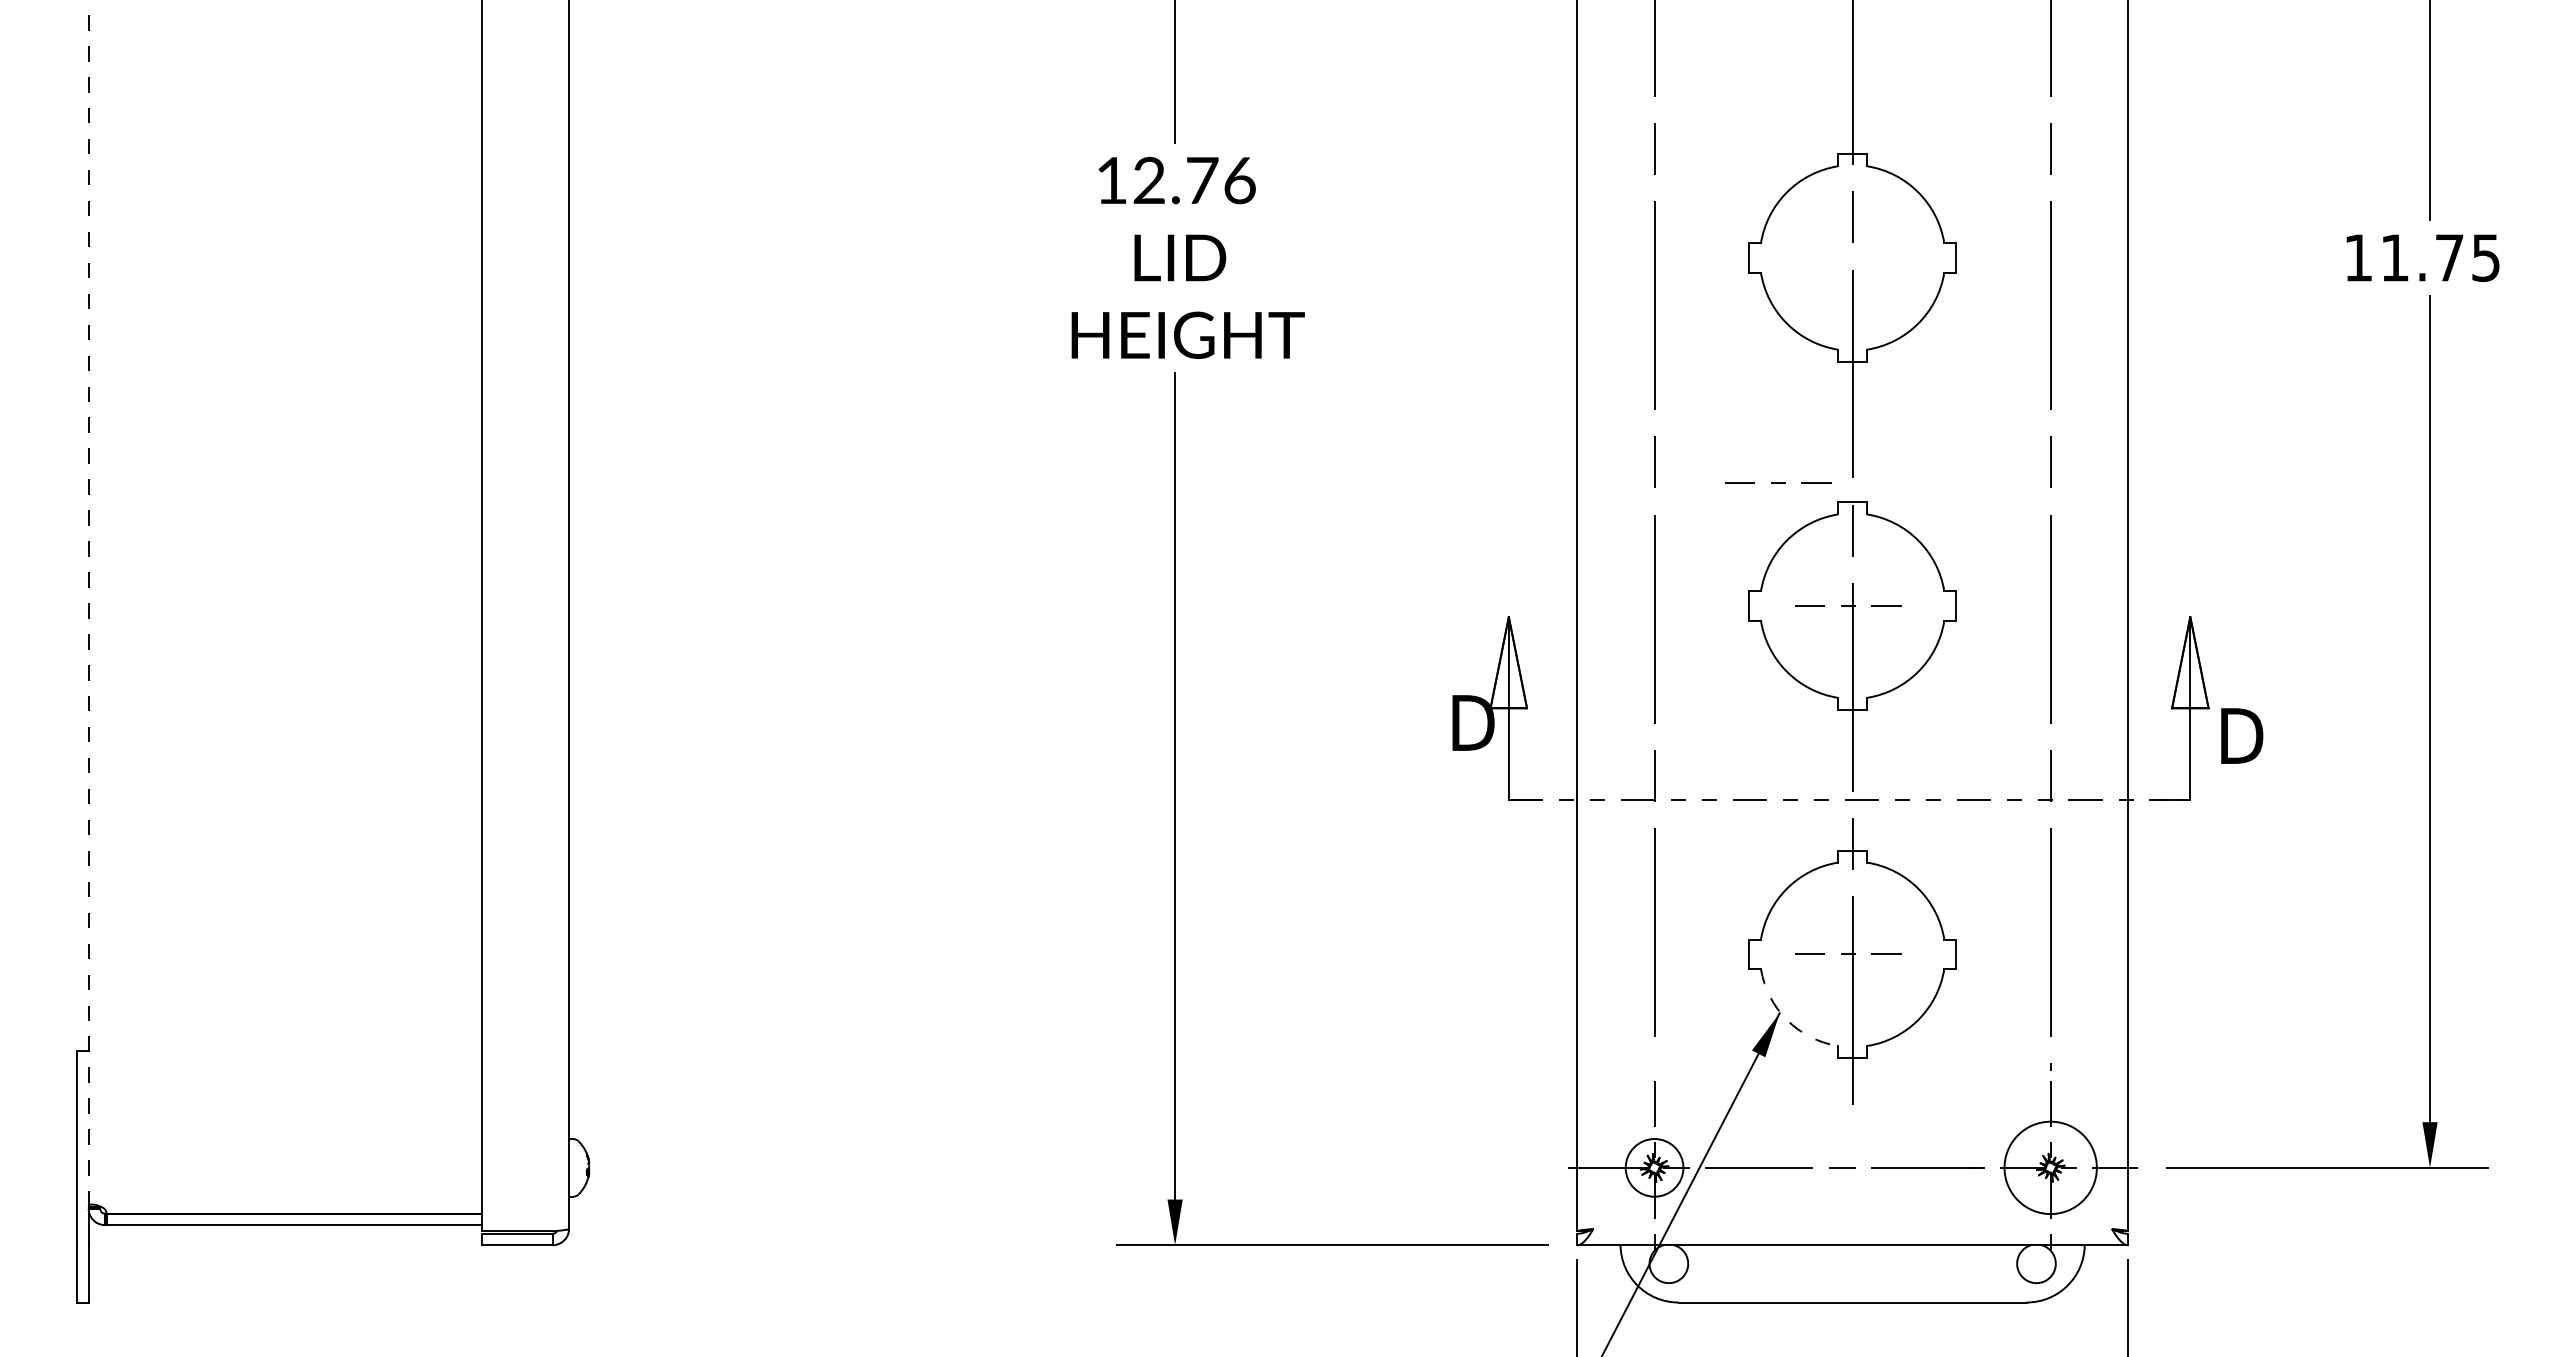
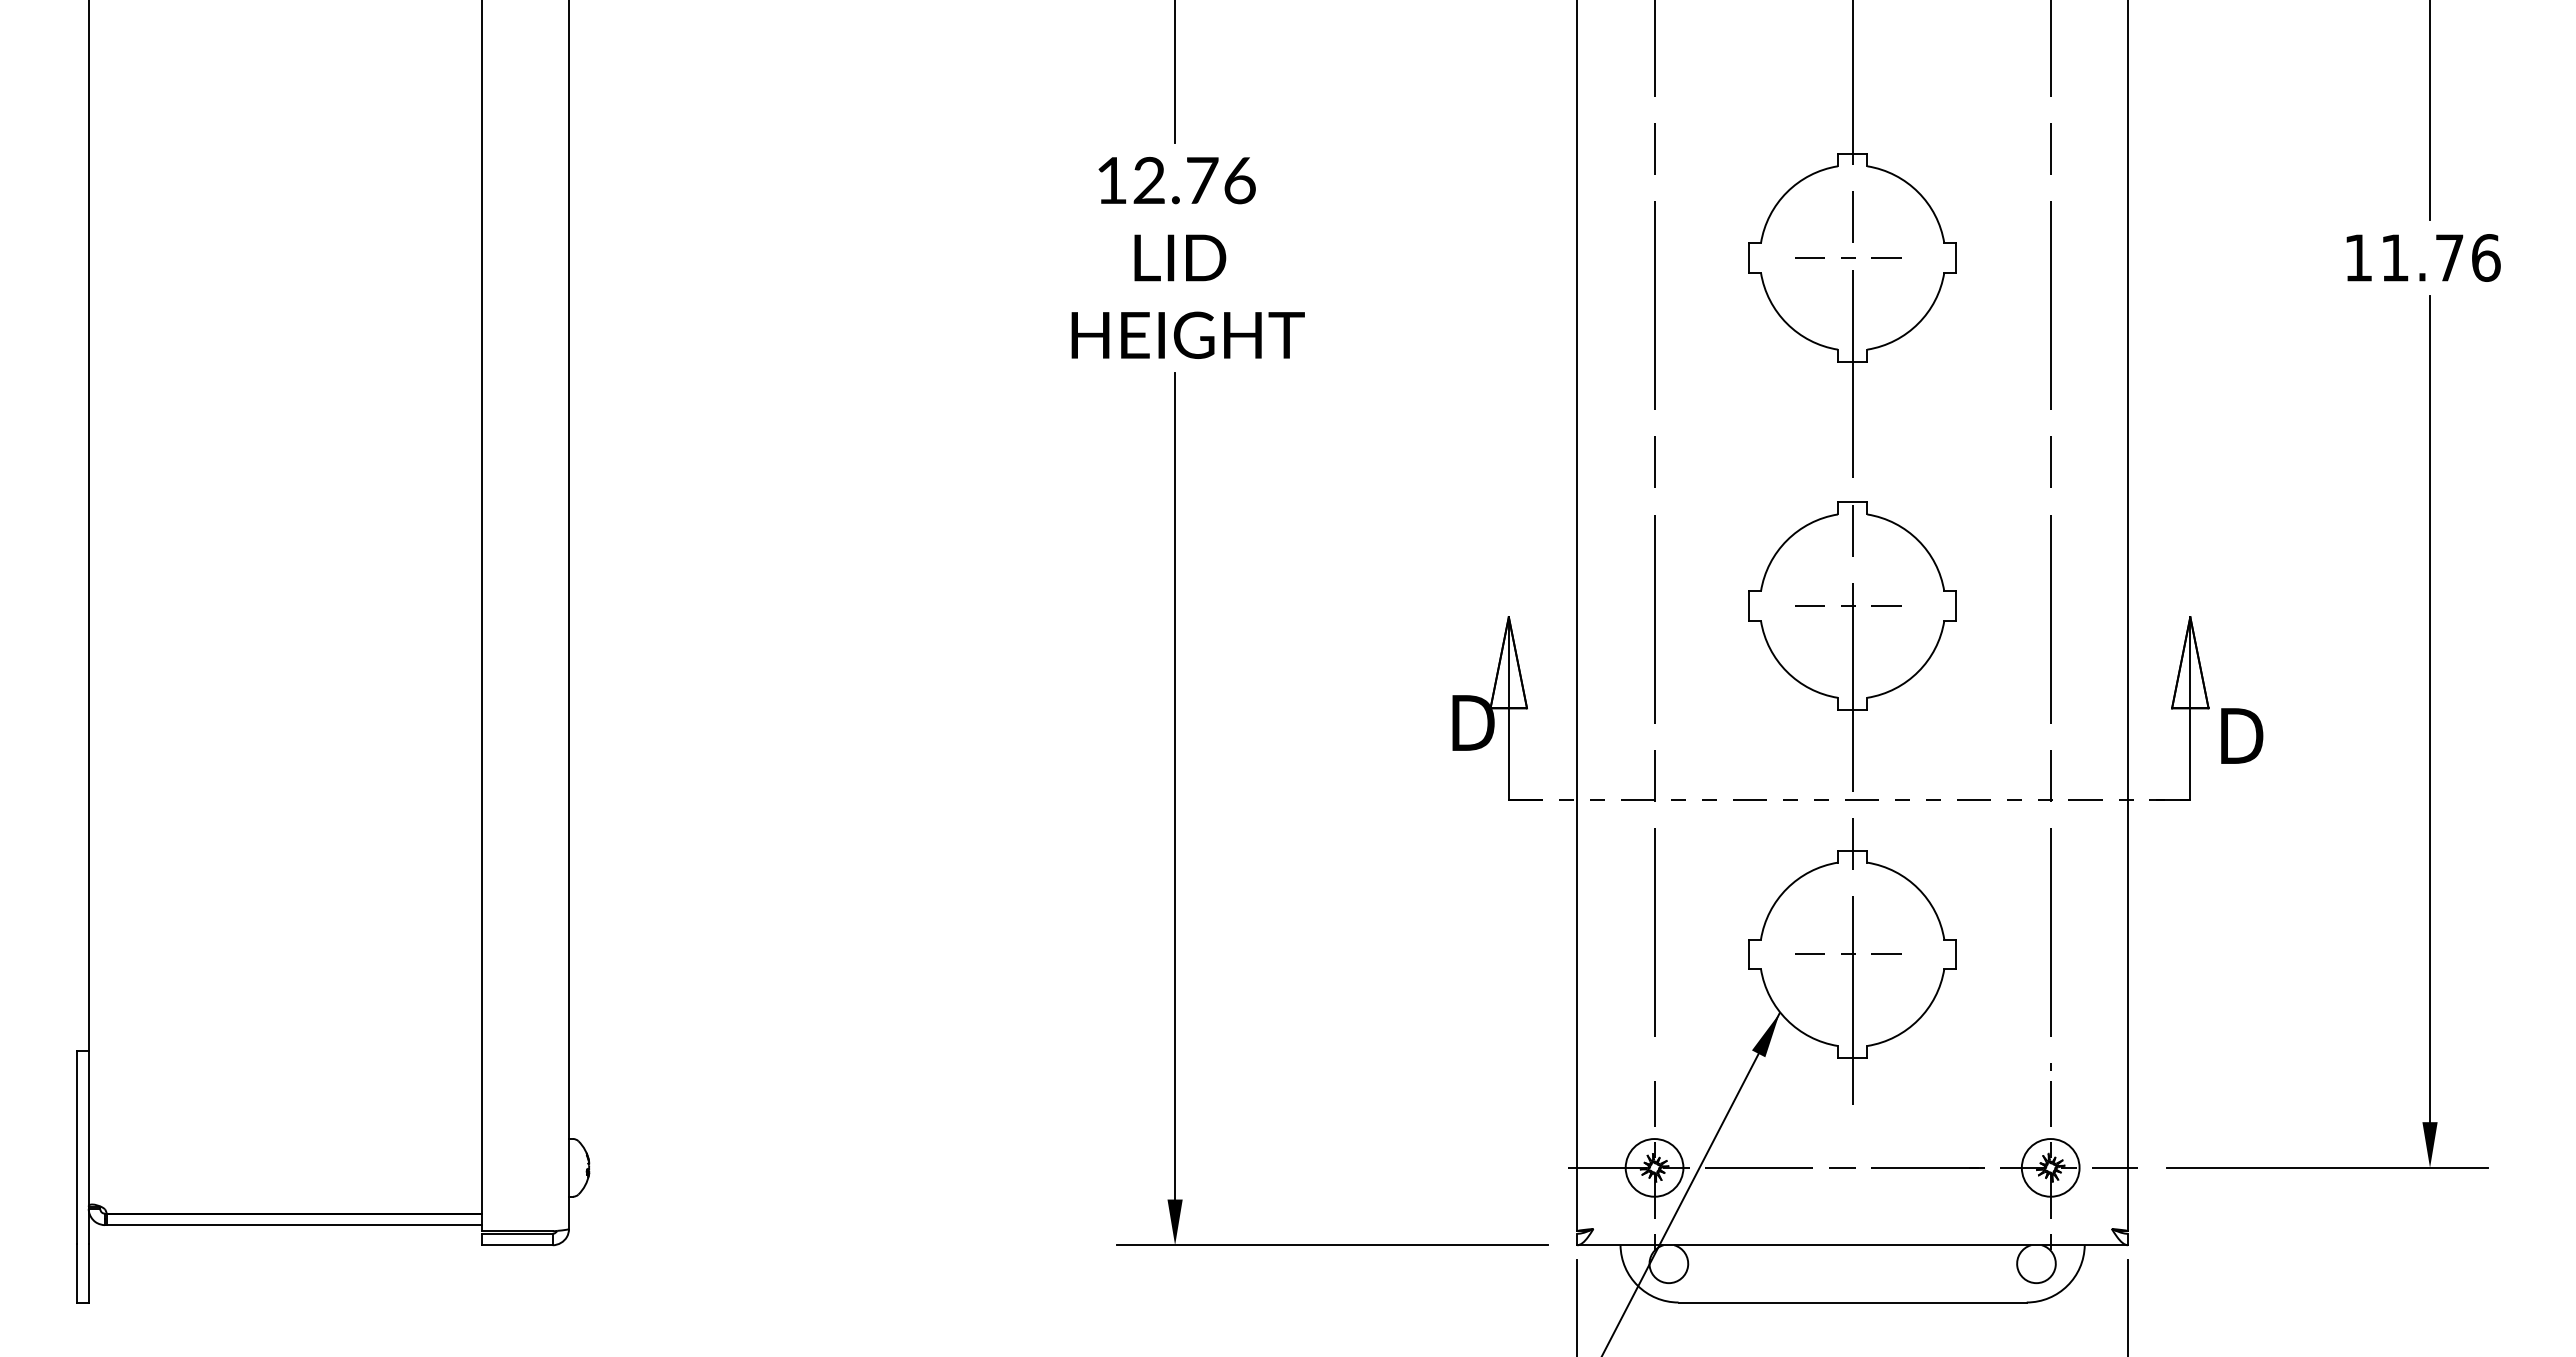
text: 11.75 -> 11.76 (2486, 257)
line position: (1778, 482) -> (1848, 257) (1848, 257)
line: dashed -> solid (88, 602)
arc: dashed -> solid (1786, 1019)
circle diameter: 92 px -> 58 px (2050, 1167)
